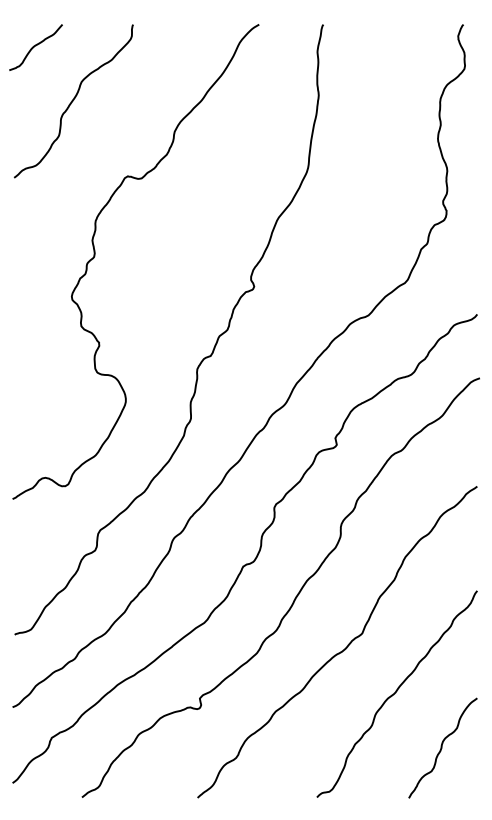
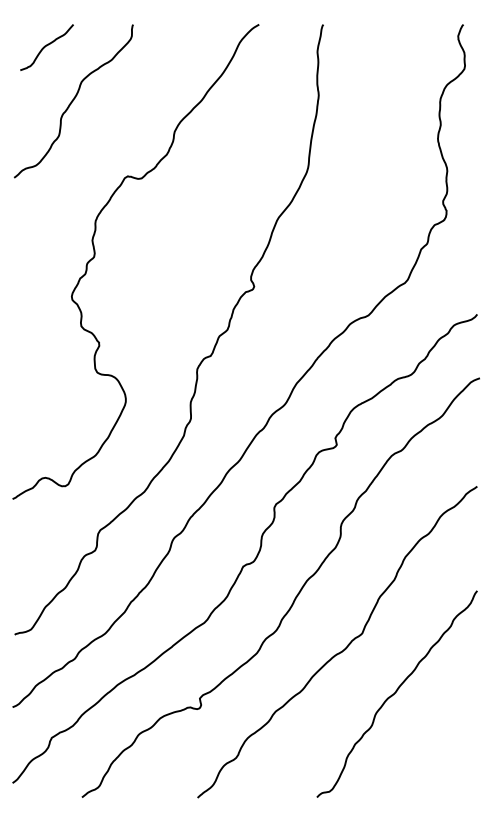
curve position: (35, 46) -> (46, 46) (46, 46)
curve: present -> none (442, 747)
